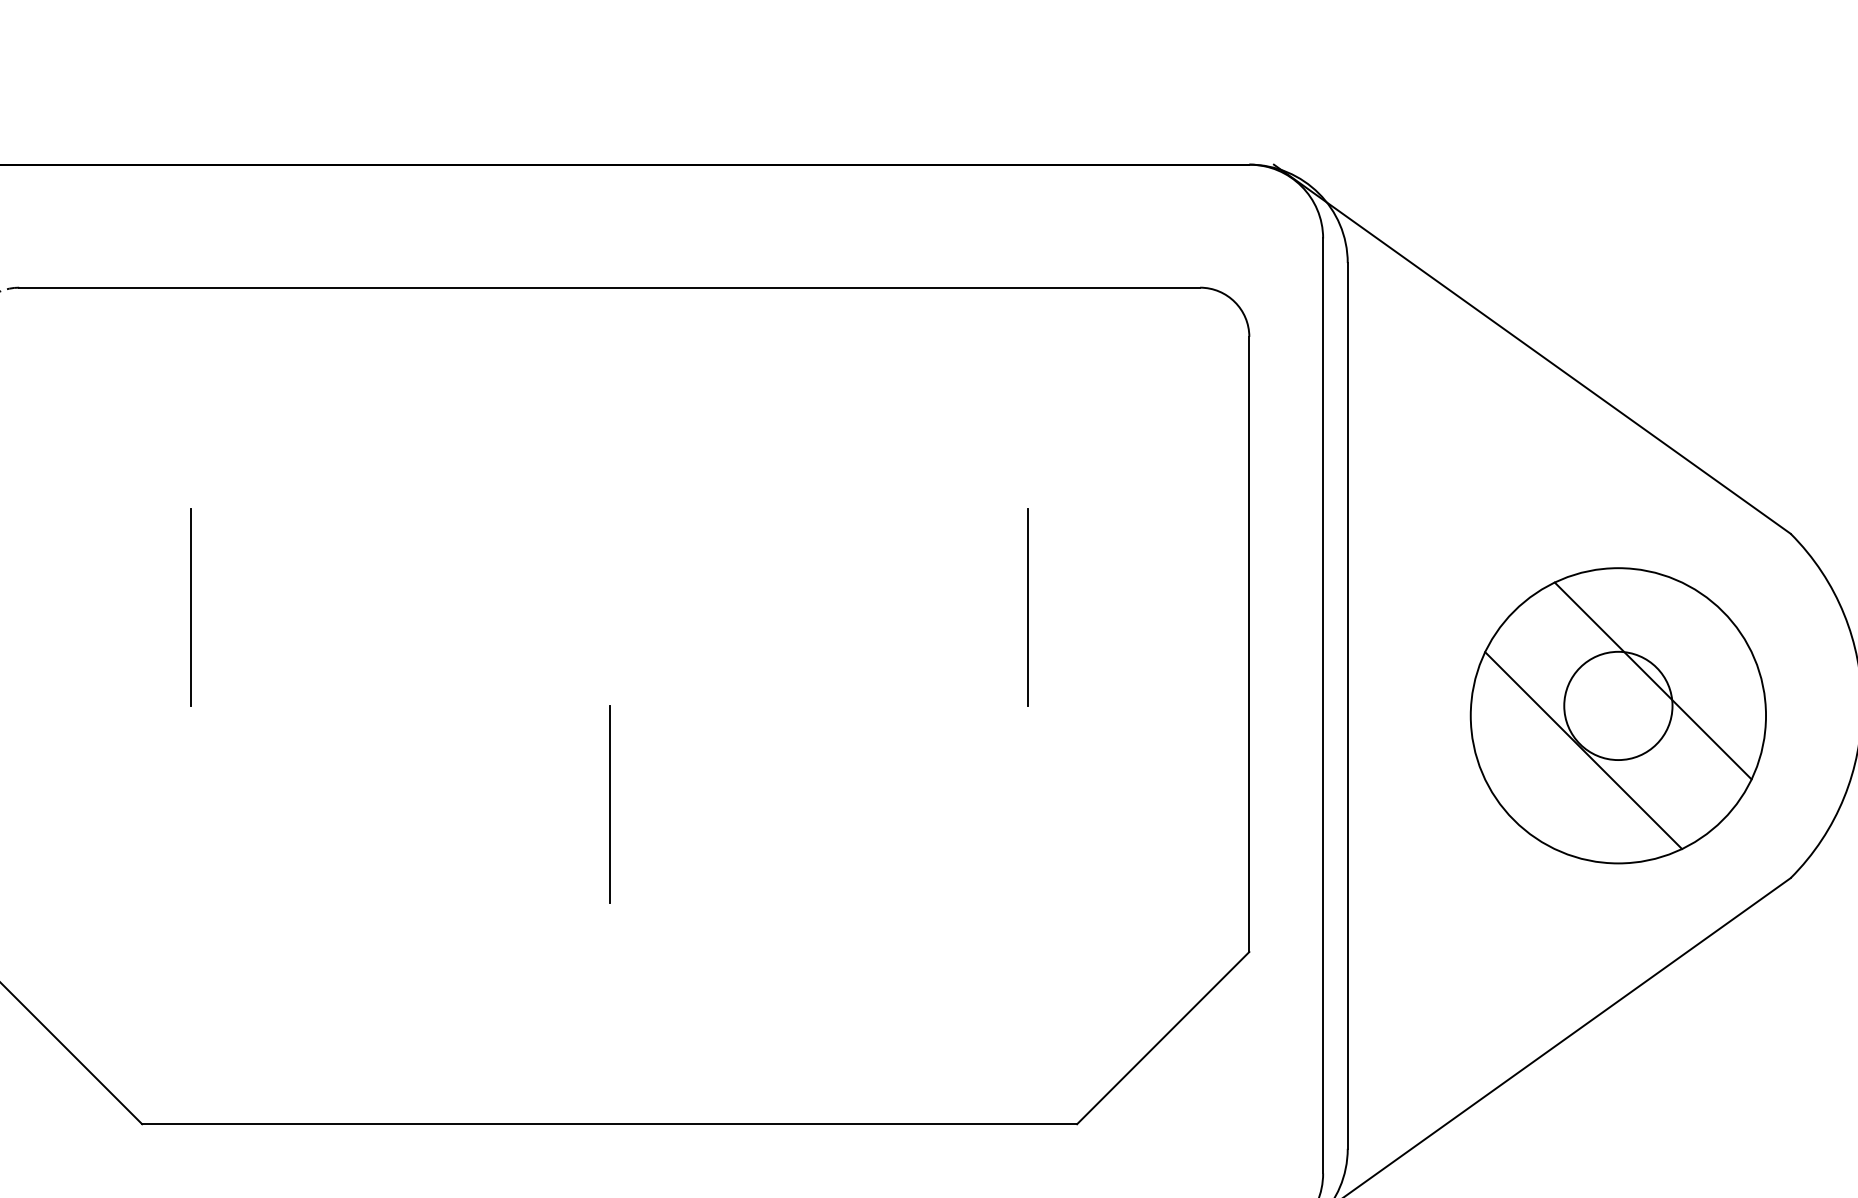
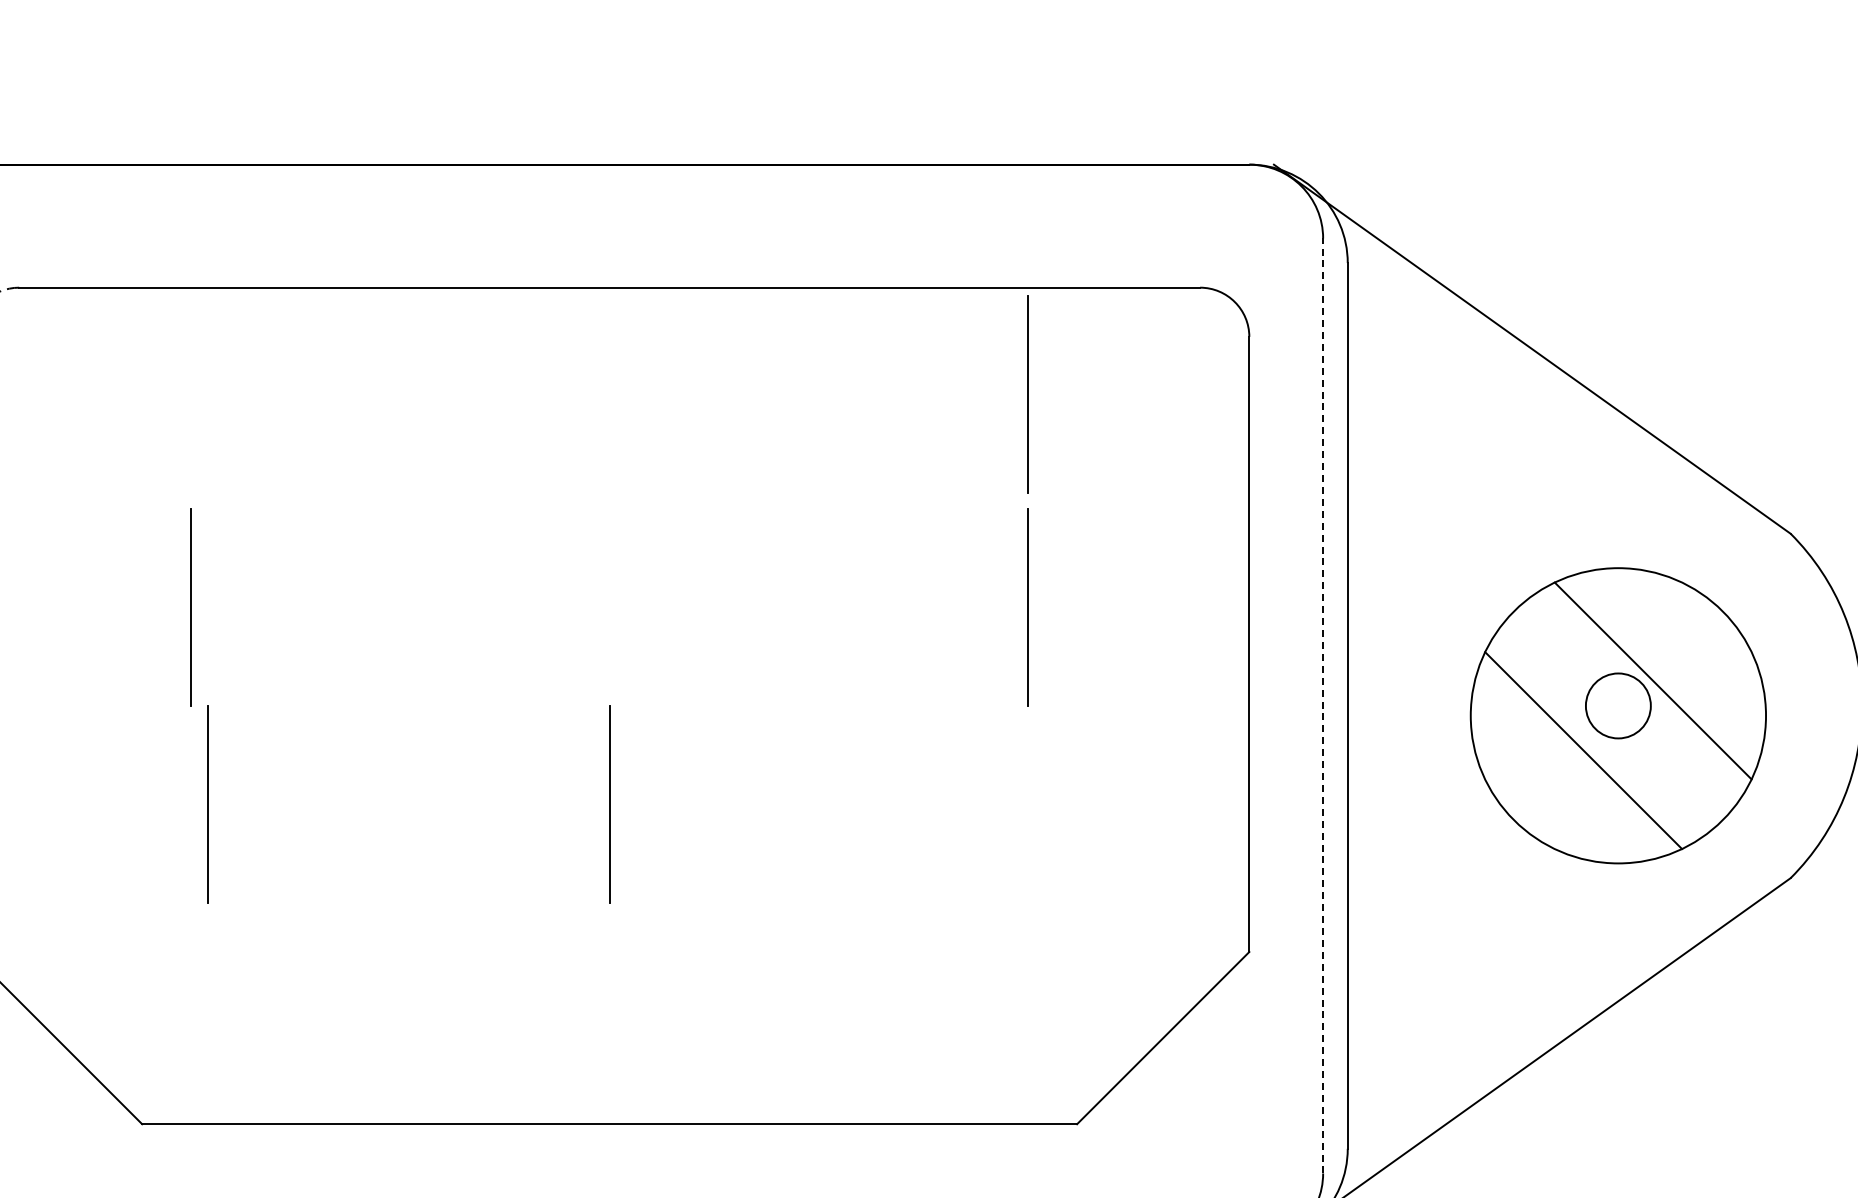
line: none -> present (1027, 394)
line: solid -> dashed (1323, 705)
circle diameter: 108 px -> 65 px (1617, 705)
line: none -> present (207, 804)
